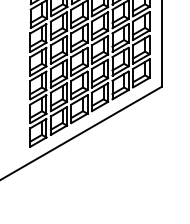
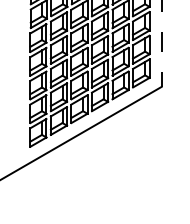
line: solid -> dashed (161, 43)
